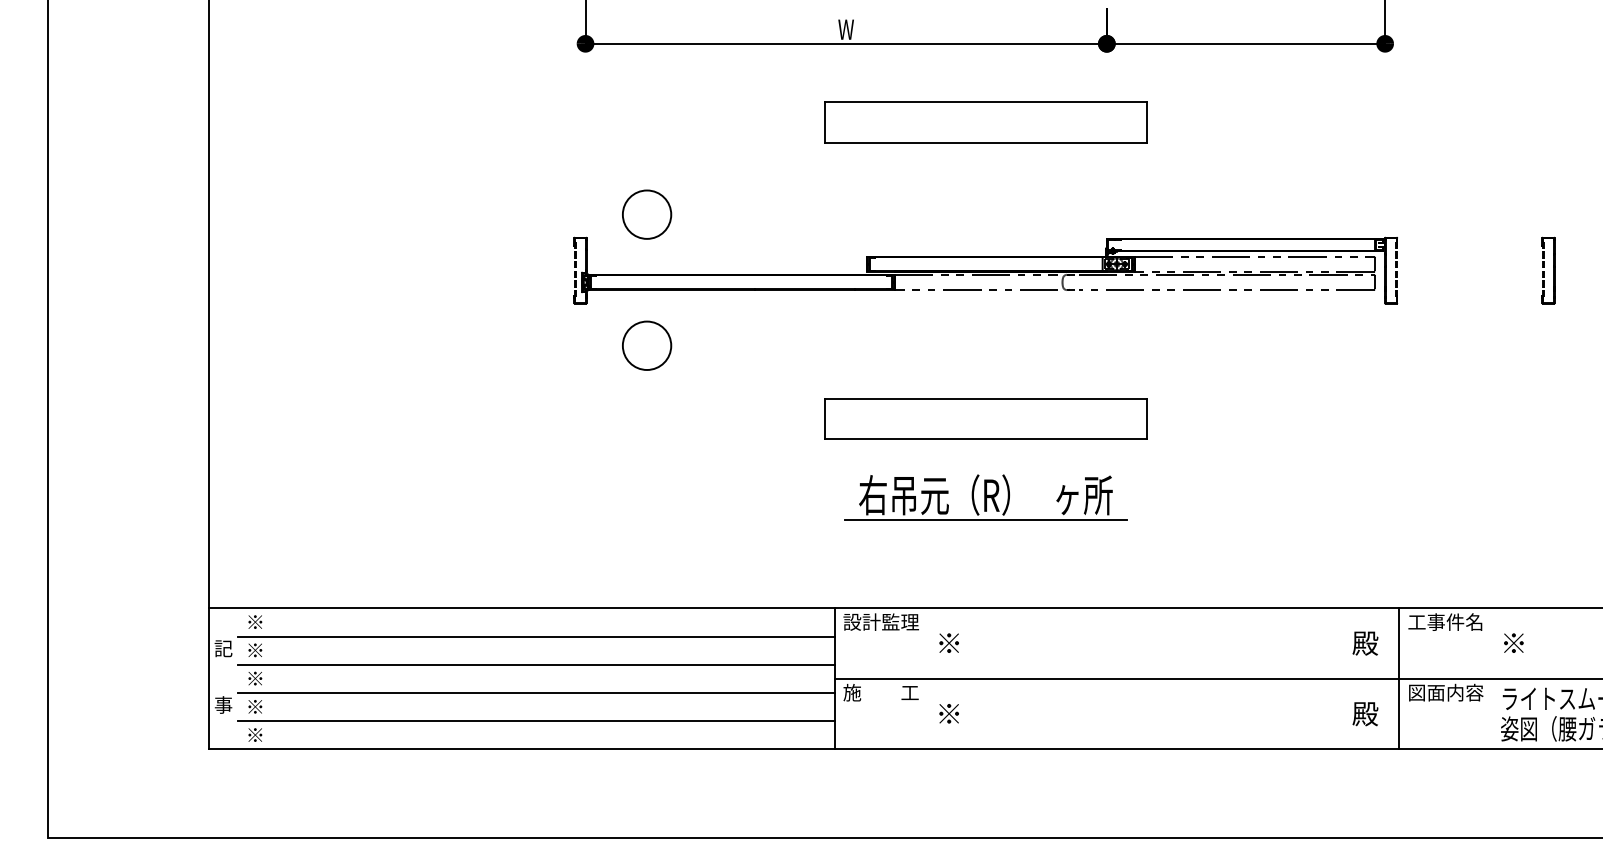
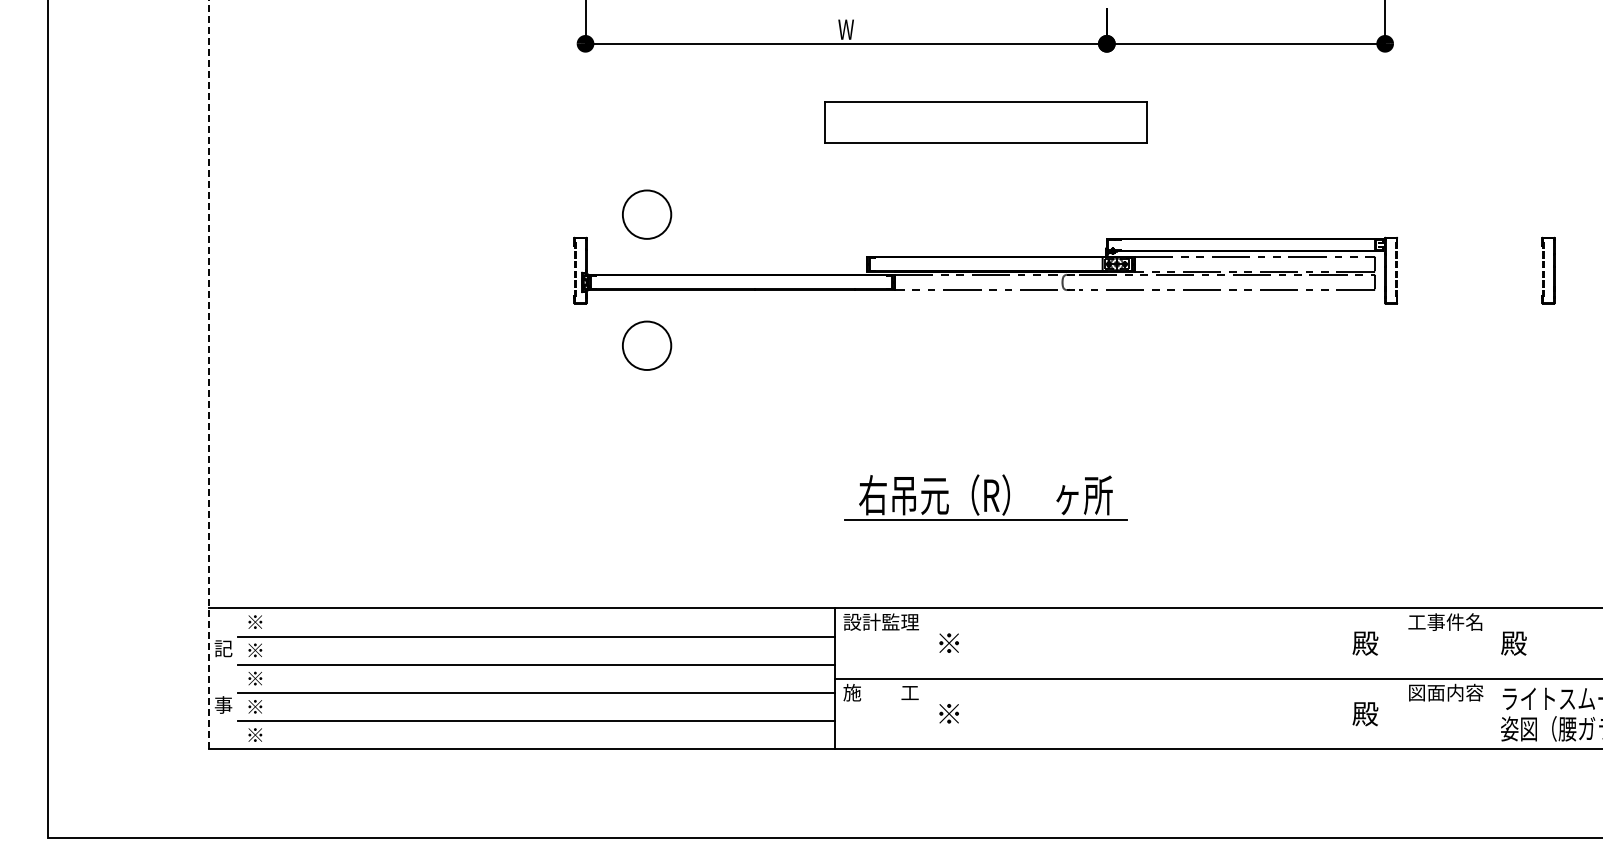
line: solid -> dashed (209, 375)
part: present -> none (985, 418)
text: ※ -> 殿 (1513, 643)
line: present -> none (1399, 678)
